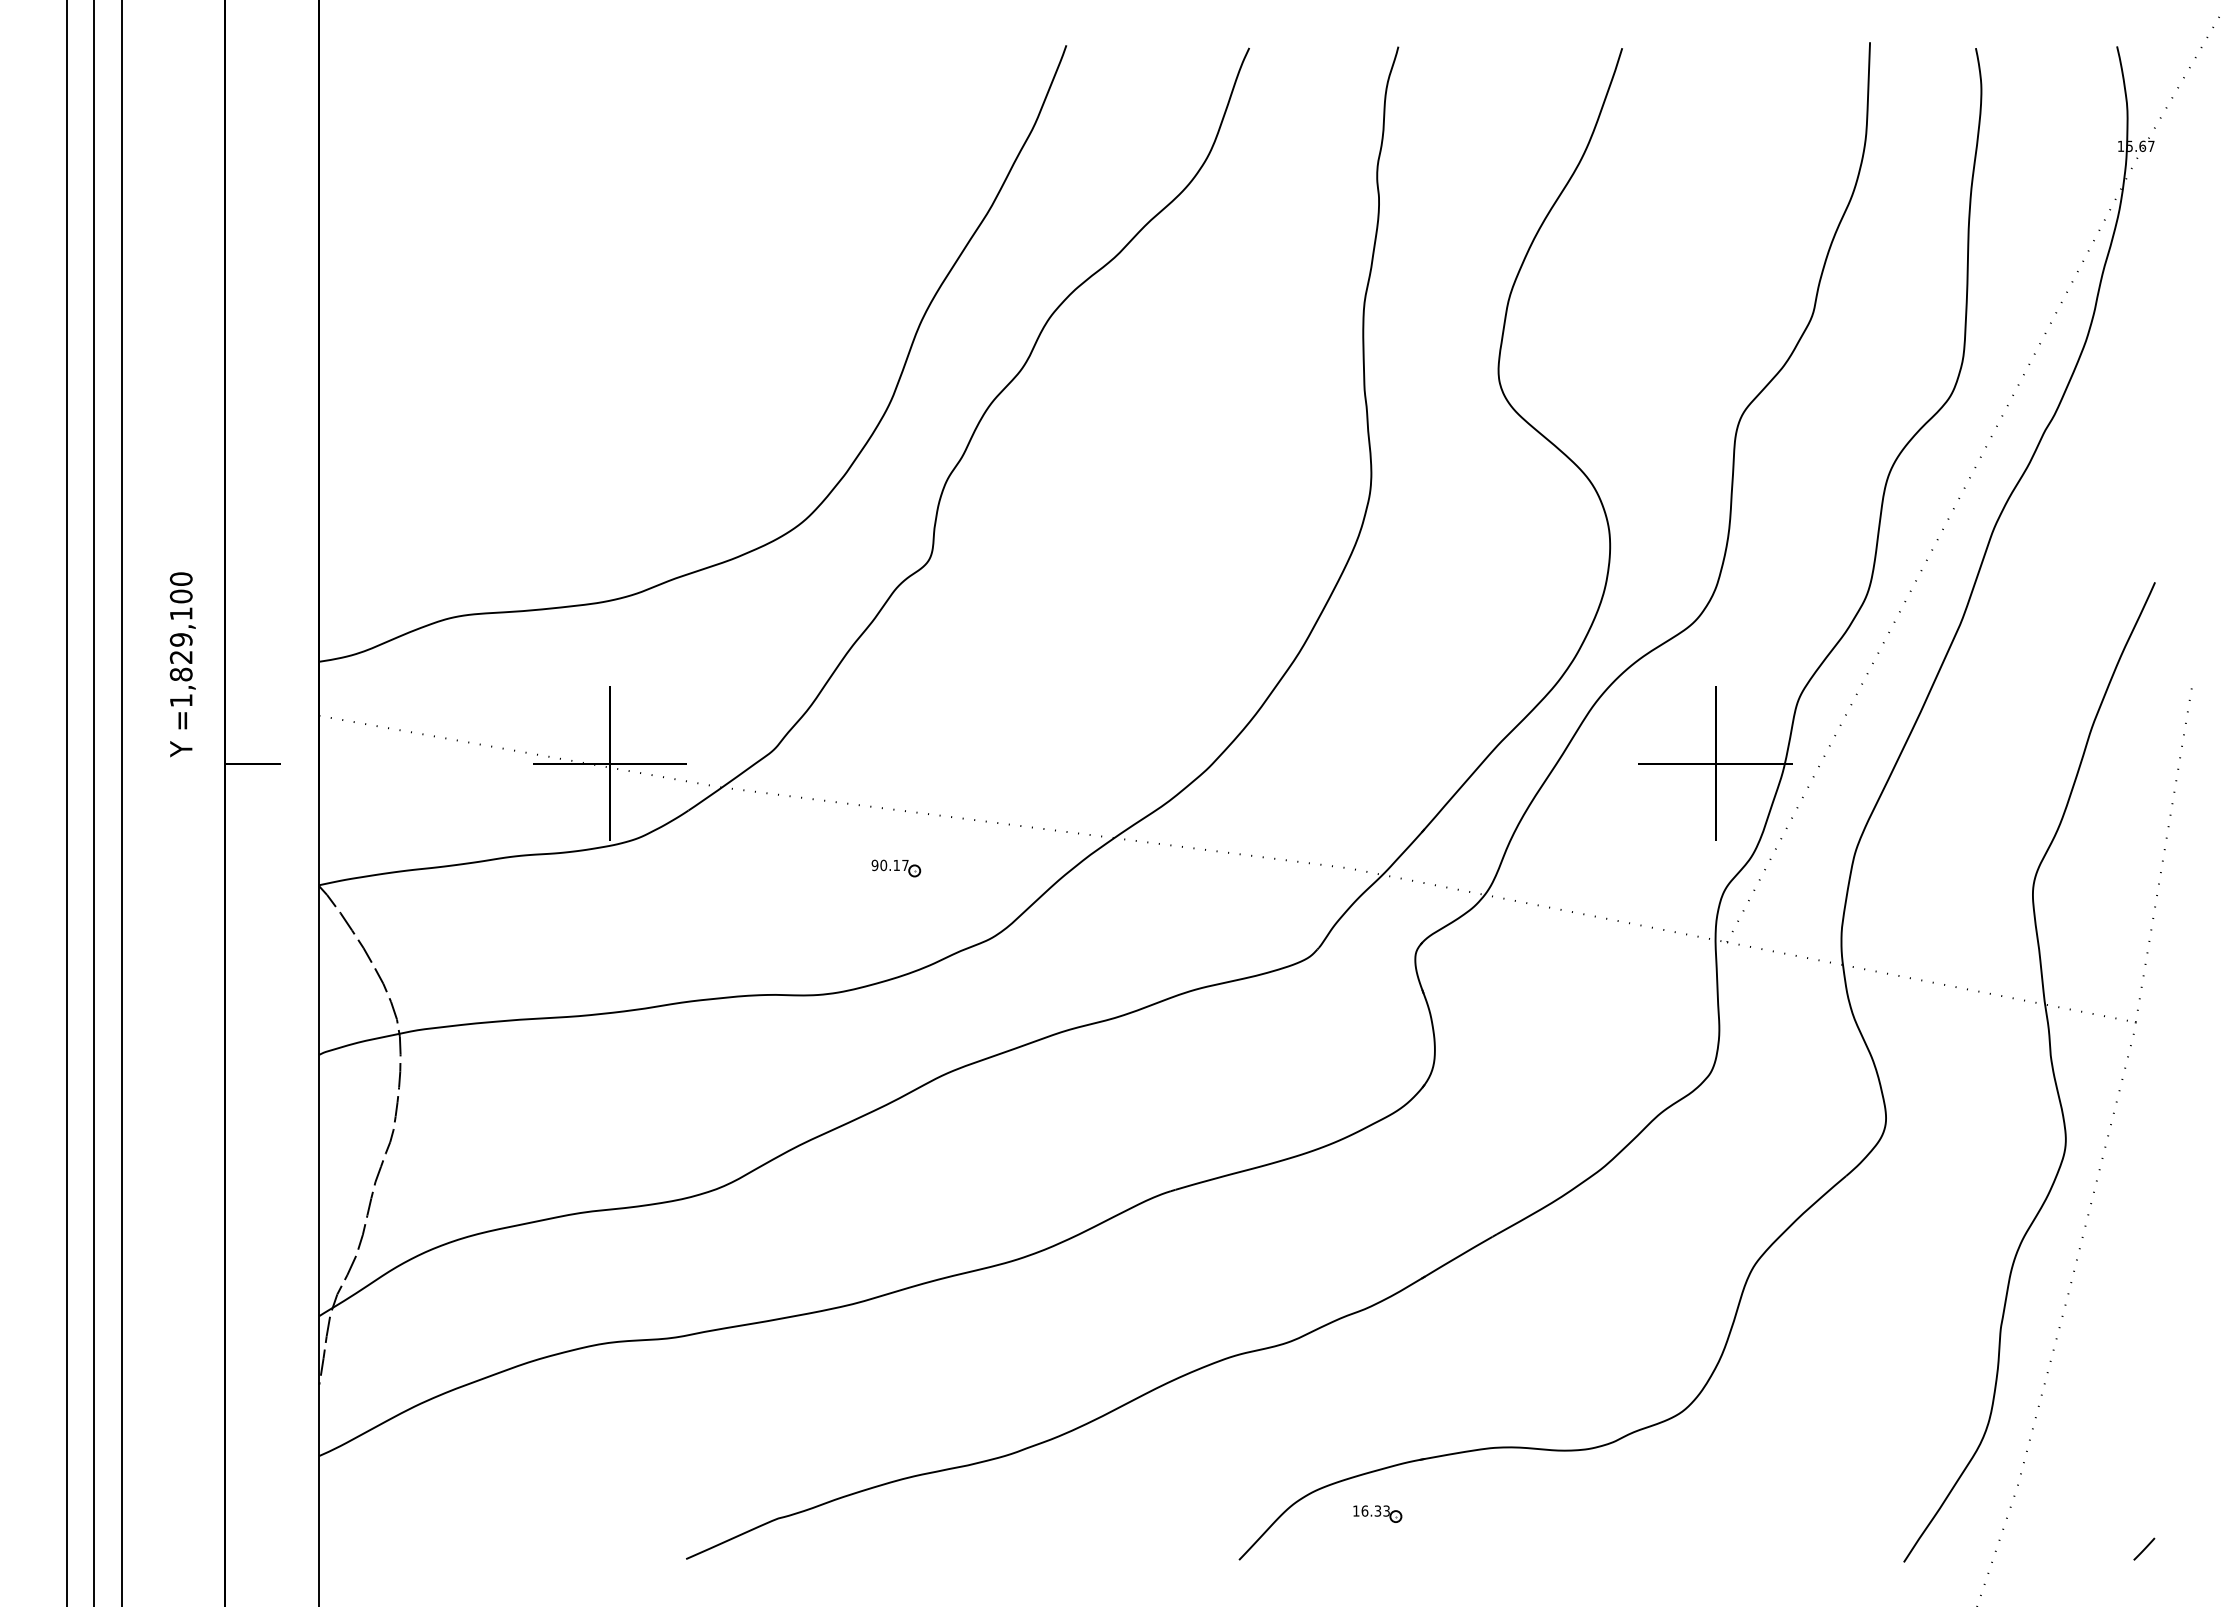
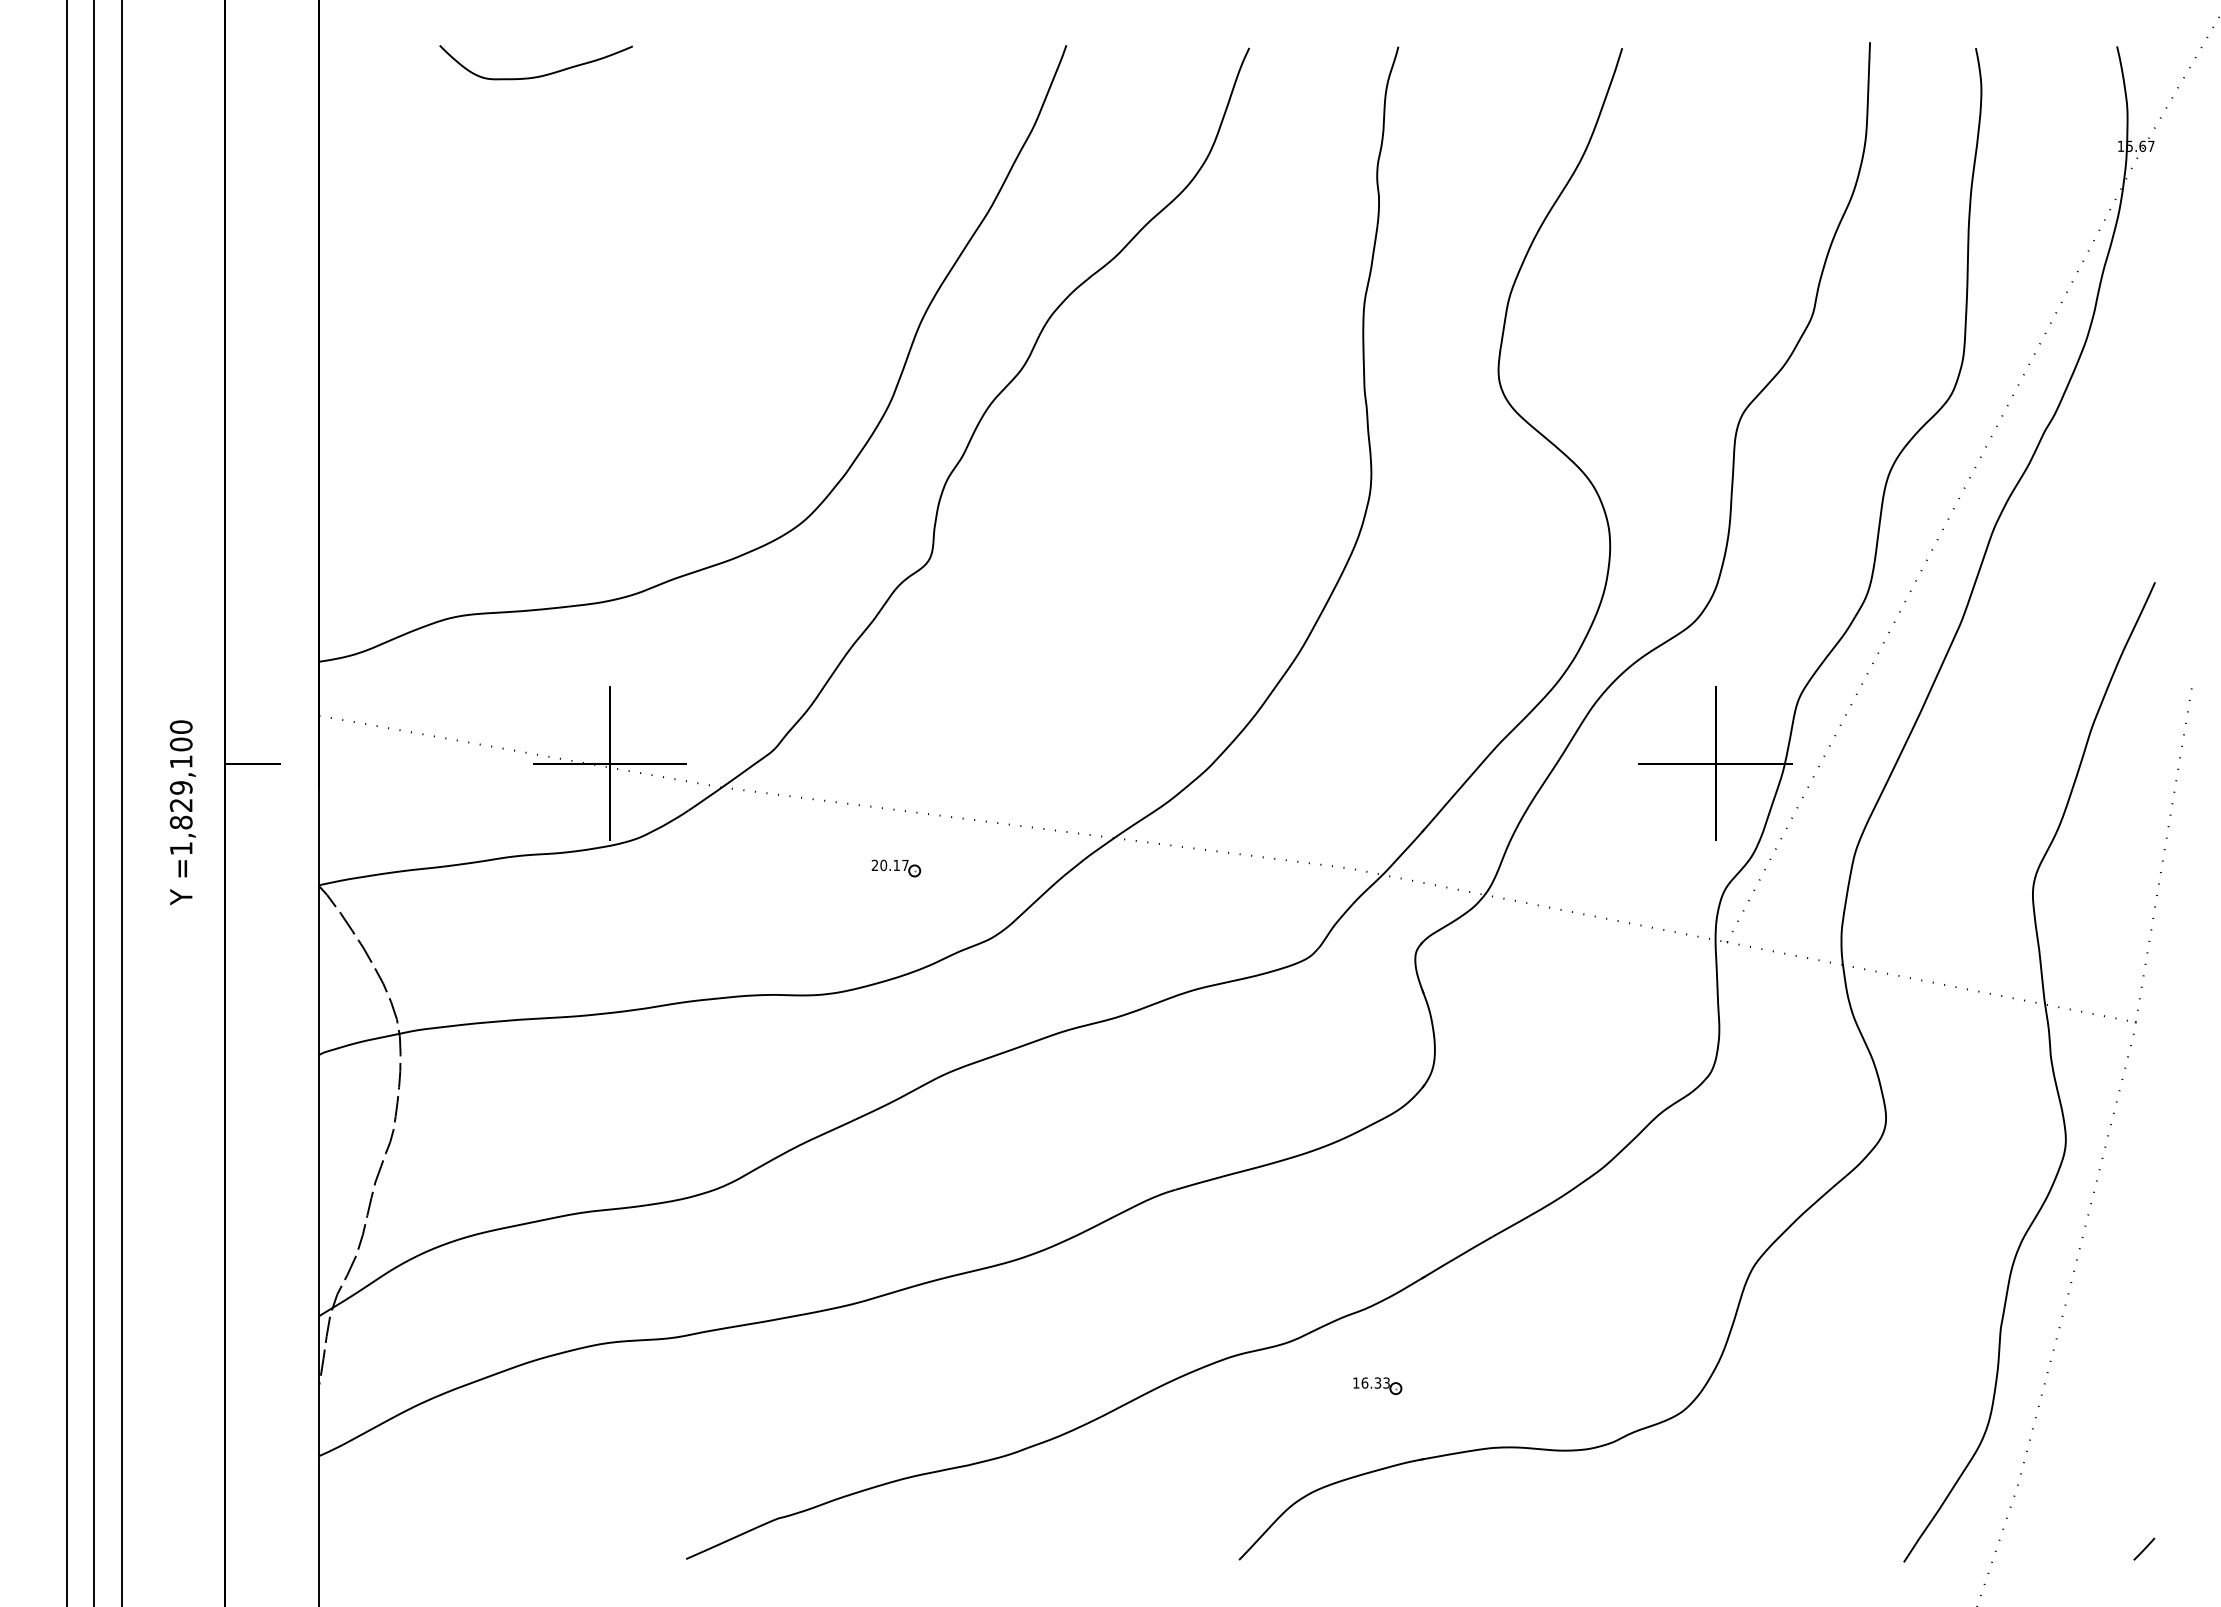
curve: none -> present (539, 75)
text position: (182, 664) -> (182, 812) (182, 812)
text: 90.17 -> 20.17 (874, 865)
part position: (1377, 1513) -> (1377, 1385) (1377, 1385)
